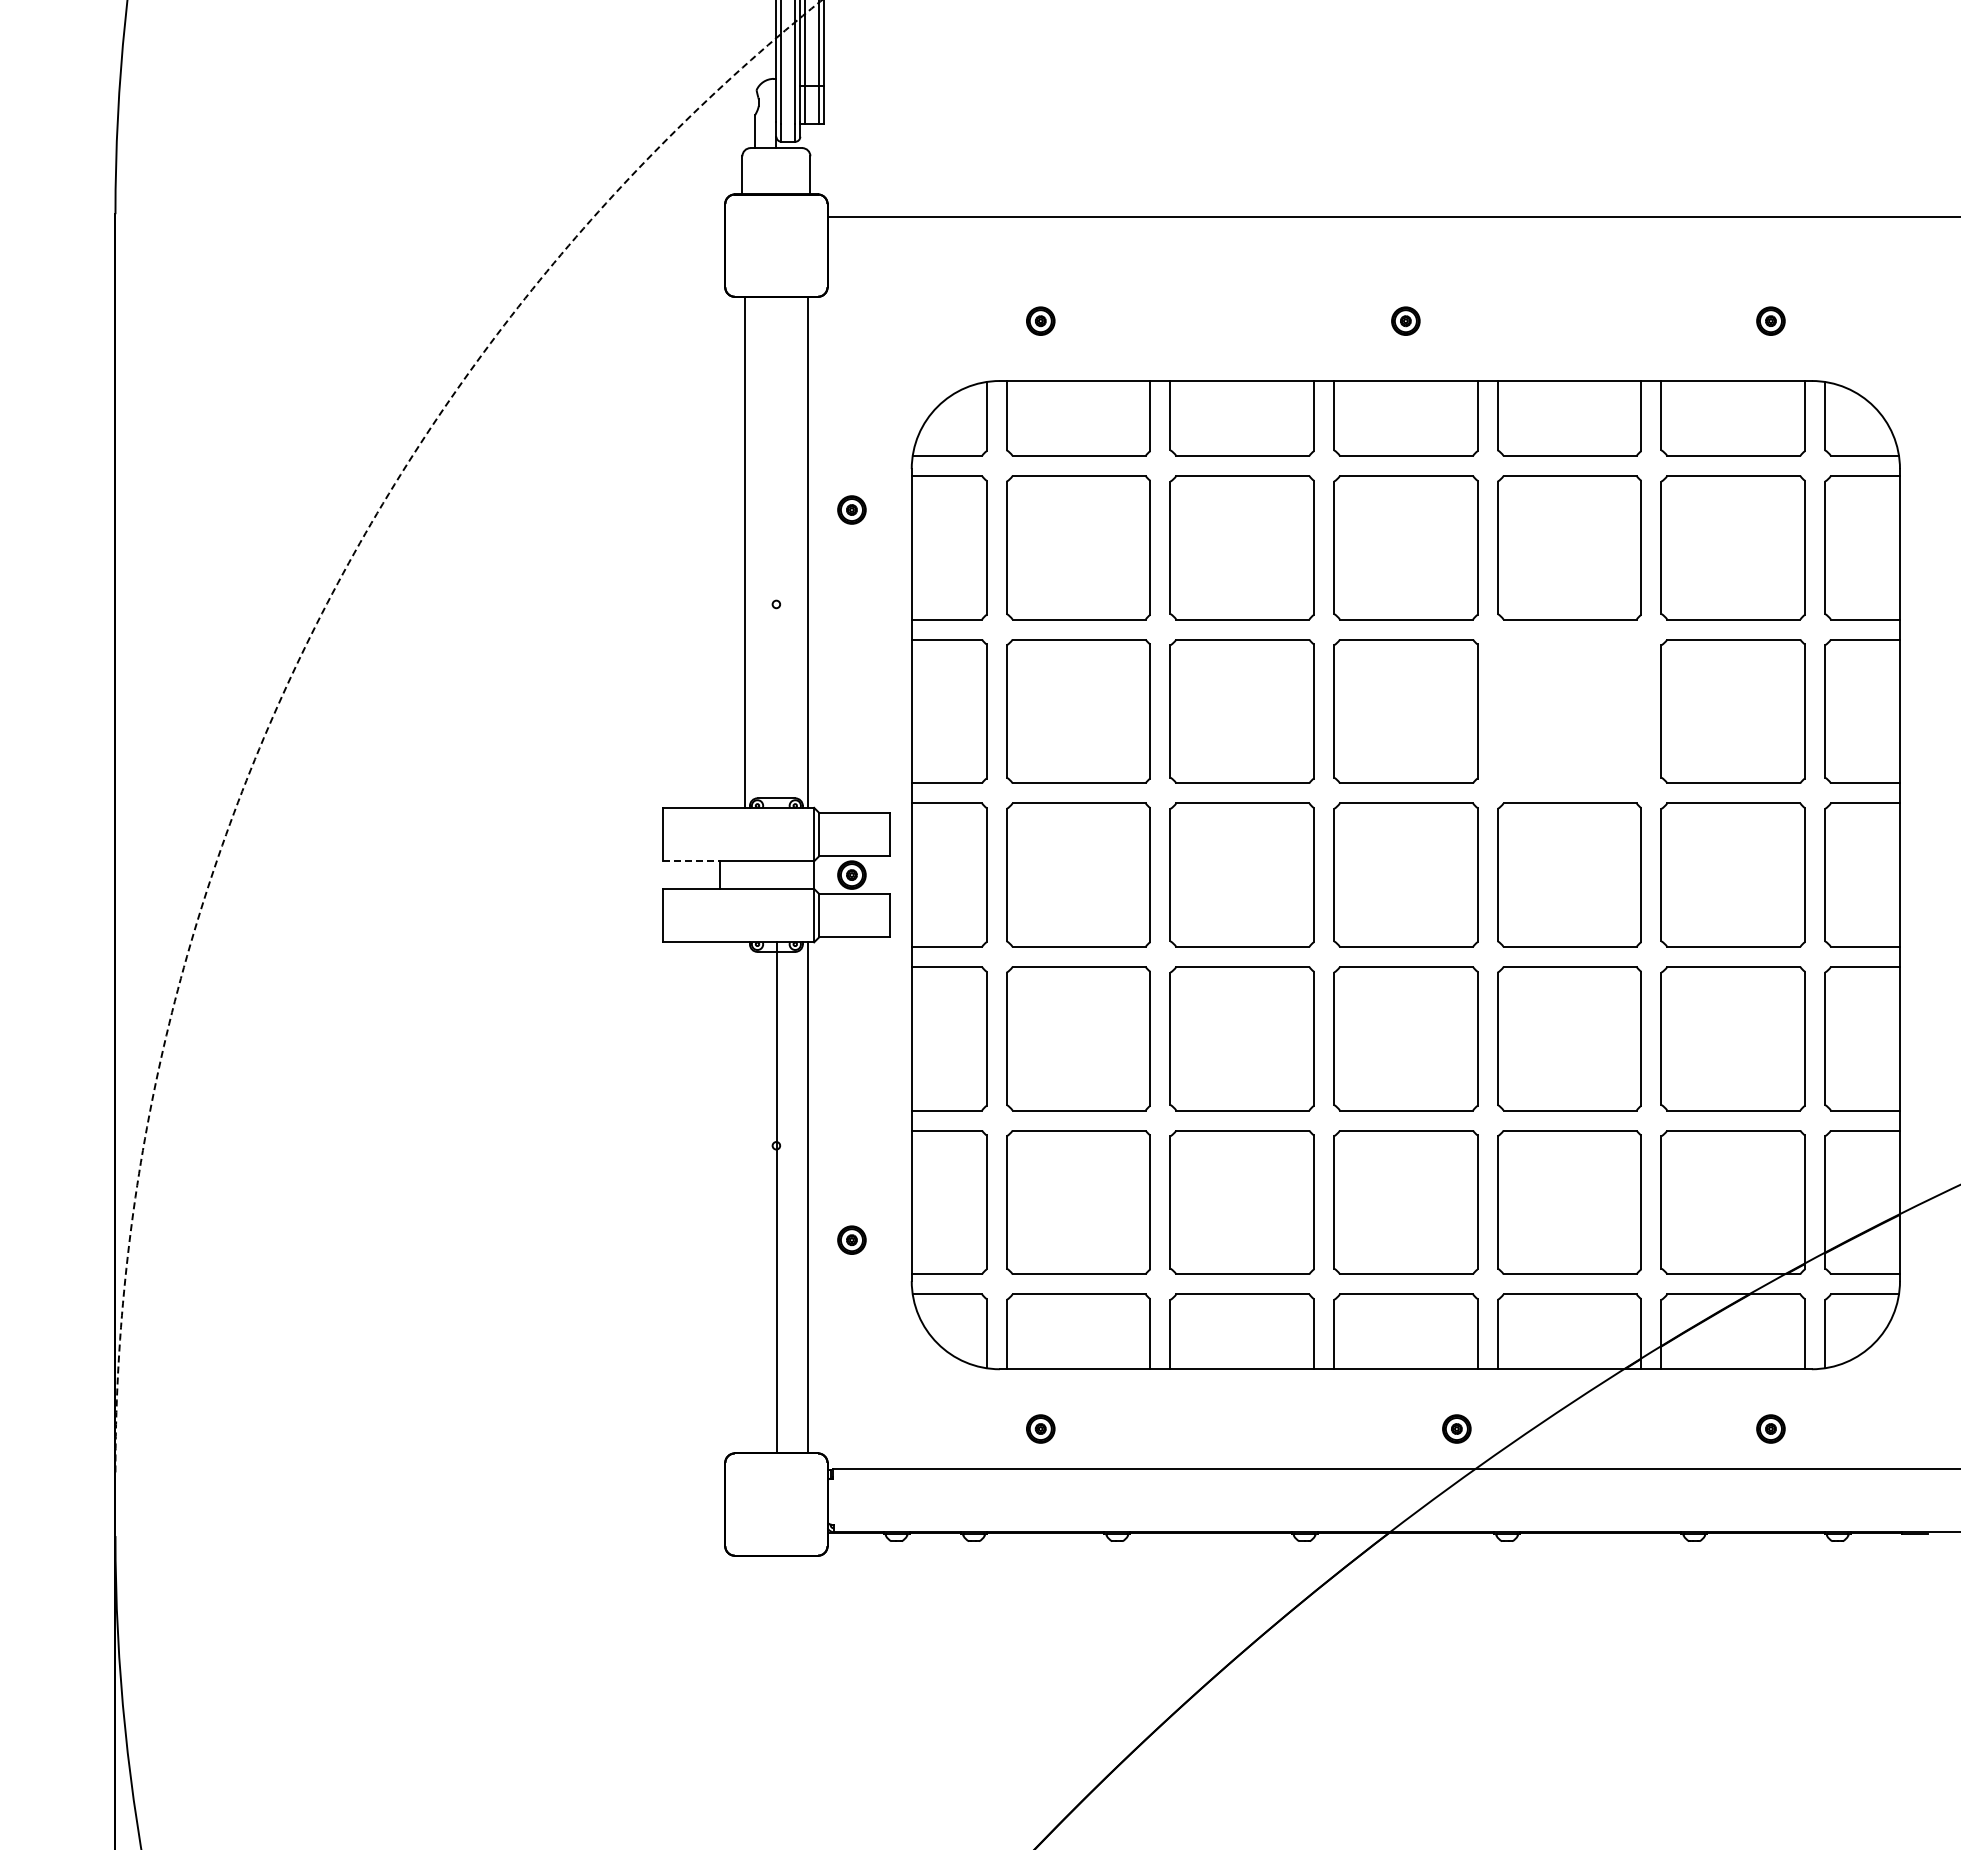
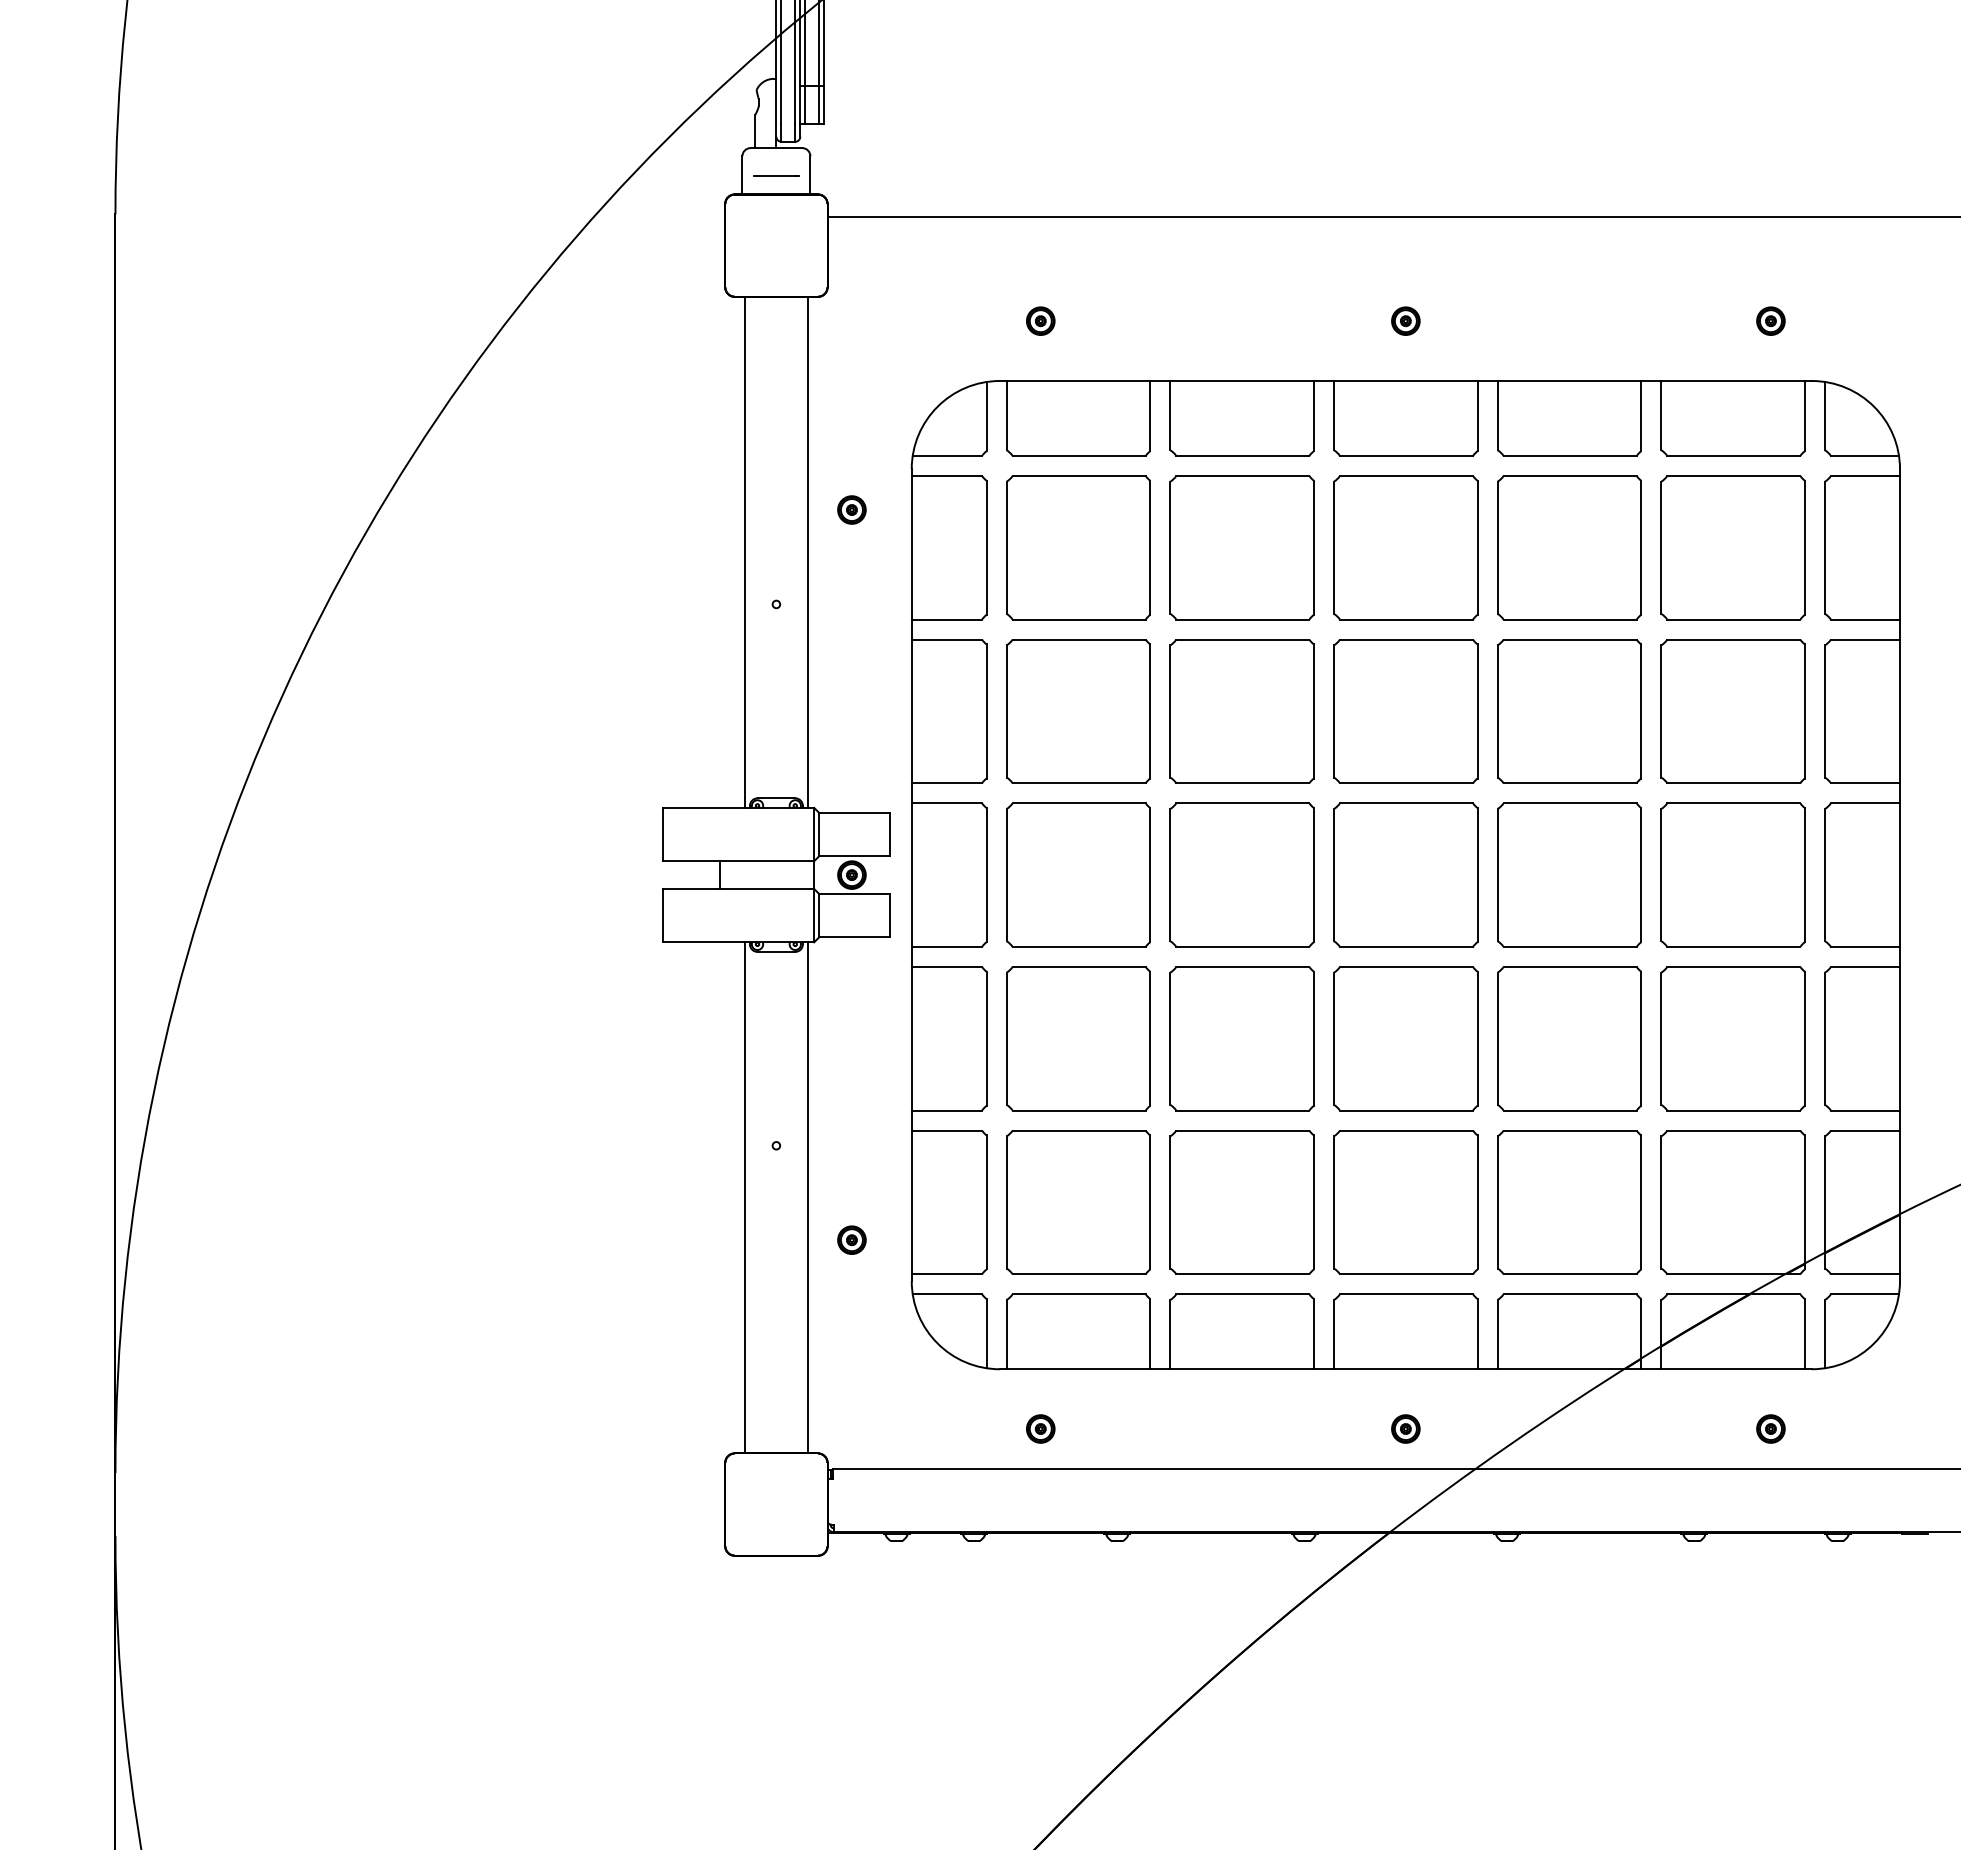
line: none -> present (776, 175)
arc: dashed -> solid (299, 659)
part: none -> present (1569, 711)
line: dashed -> solid (691, 861)
line position: (776, 1197) -> (744, 1197) (744, 1197)
part position: (1456, 1428) -> (1405, 1428) (1405, 1428)
